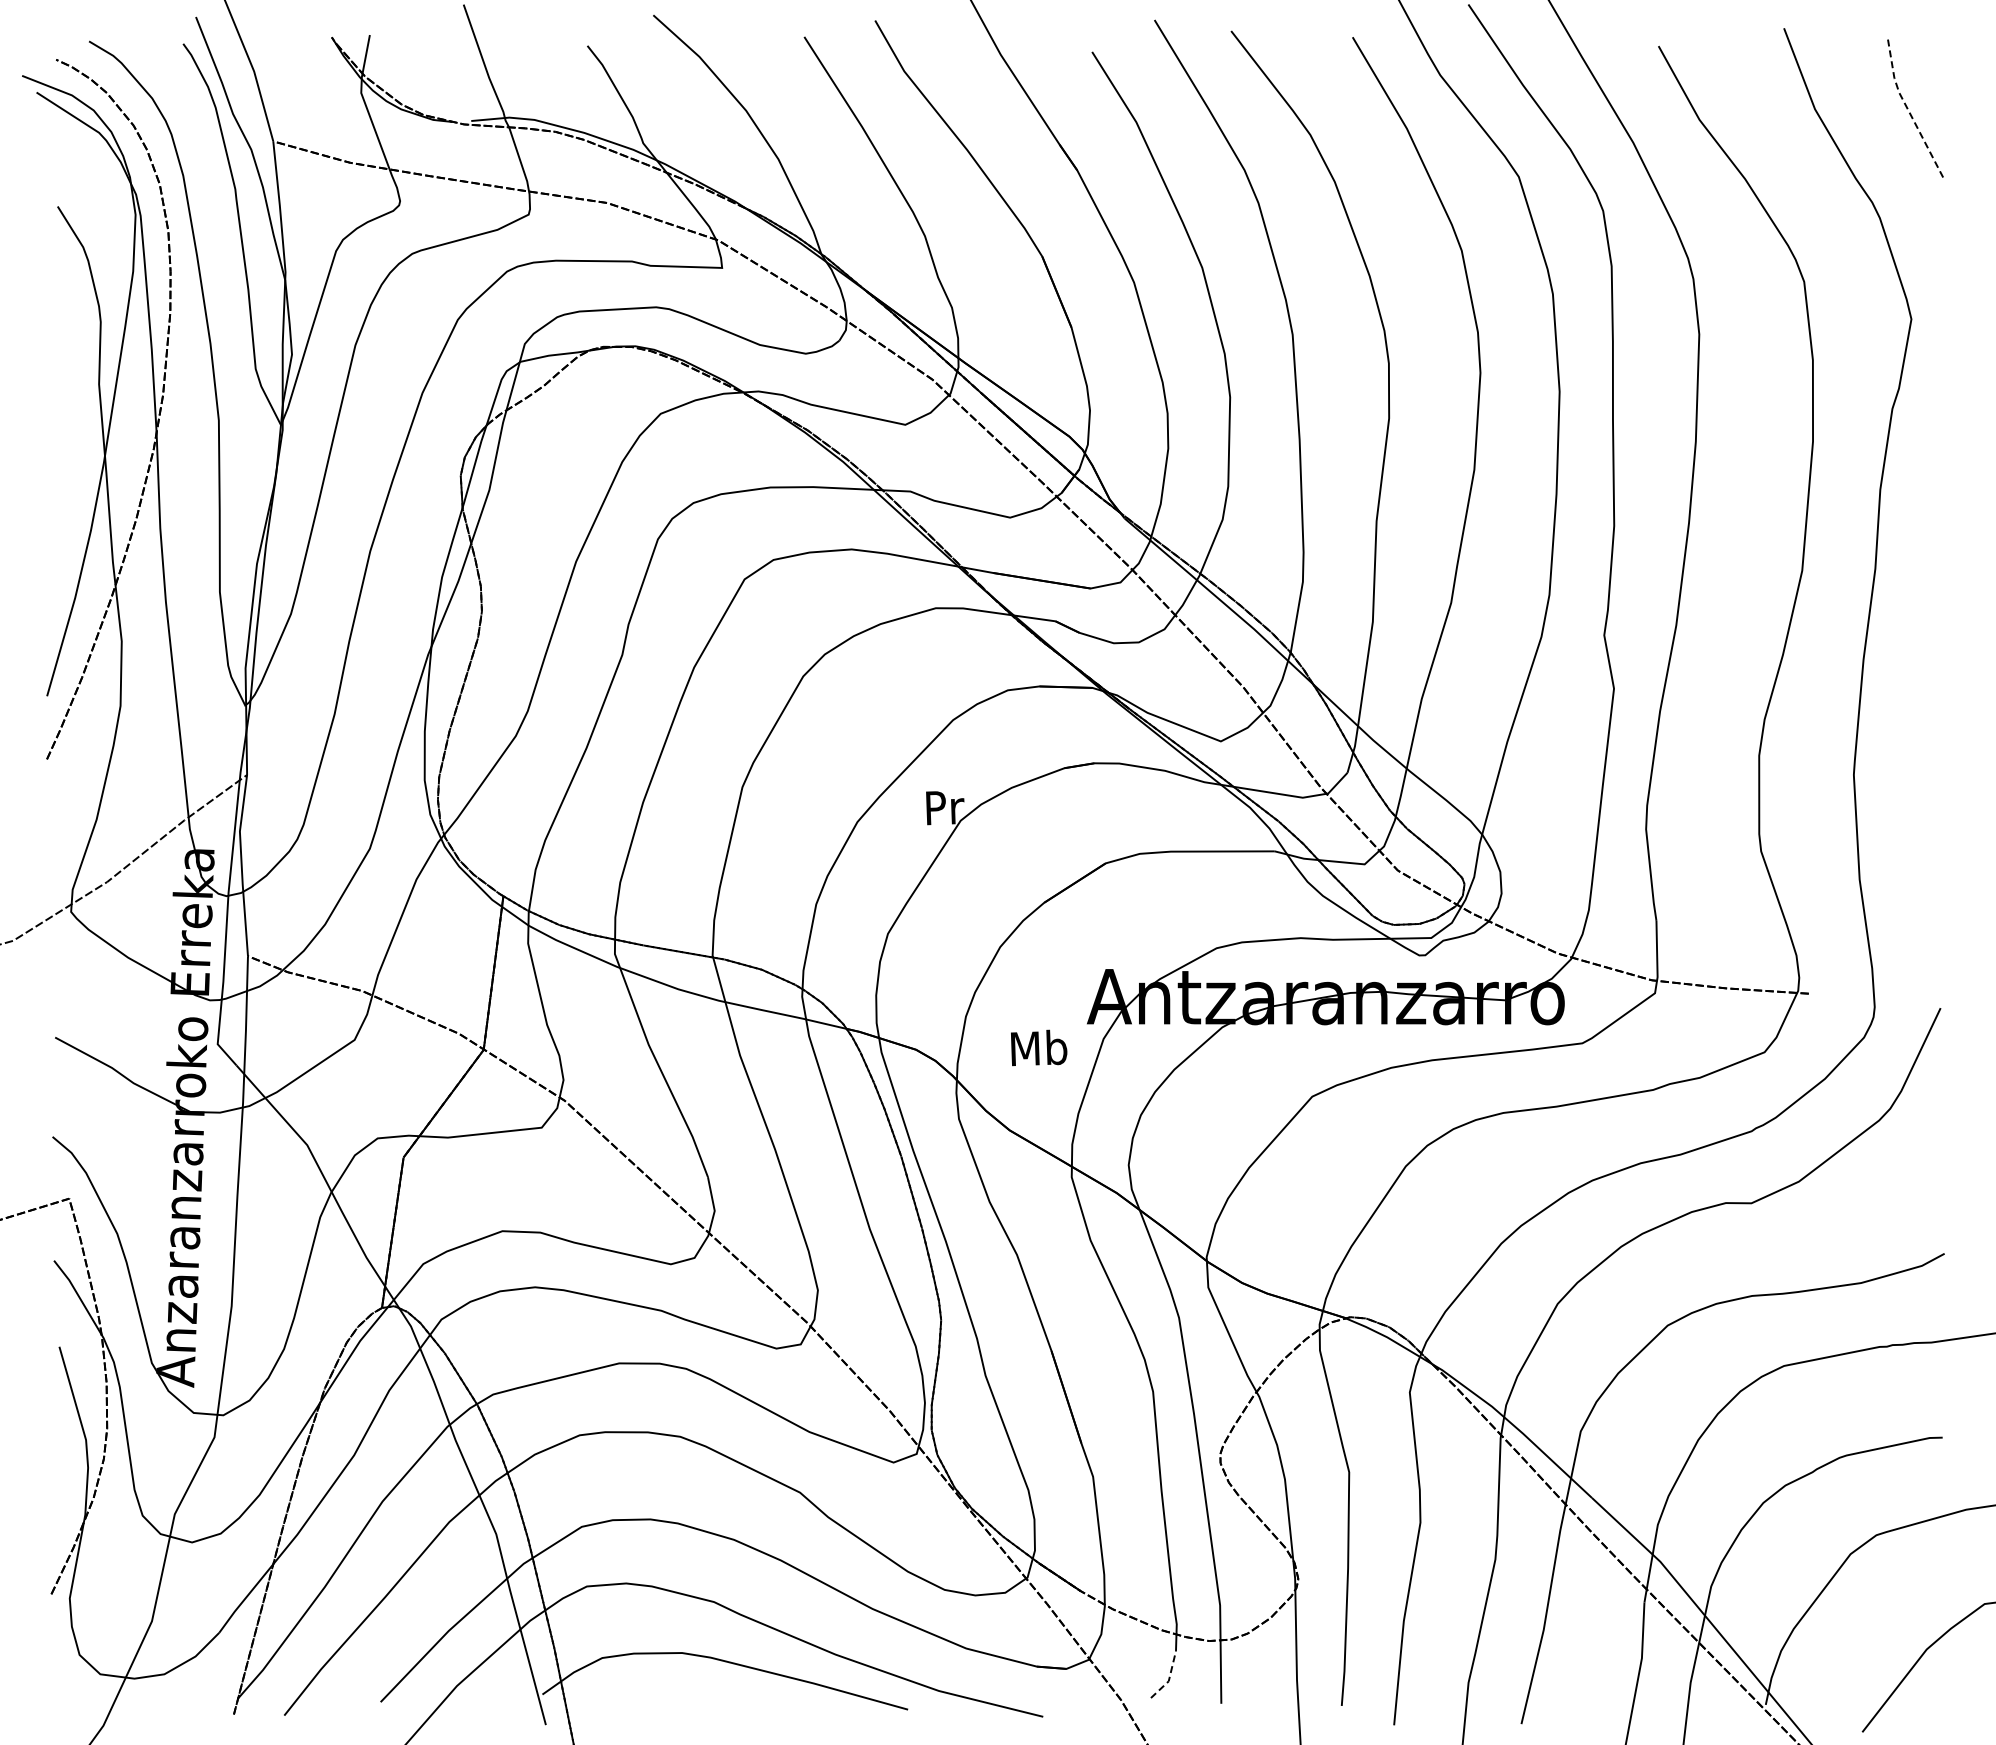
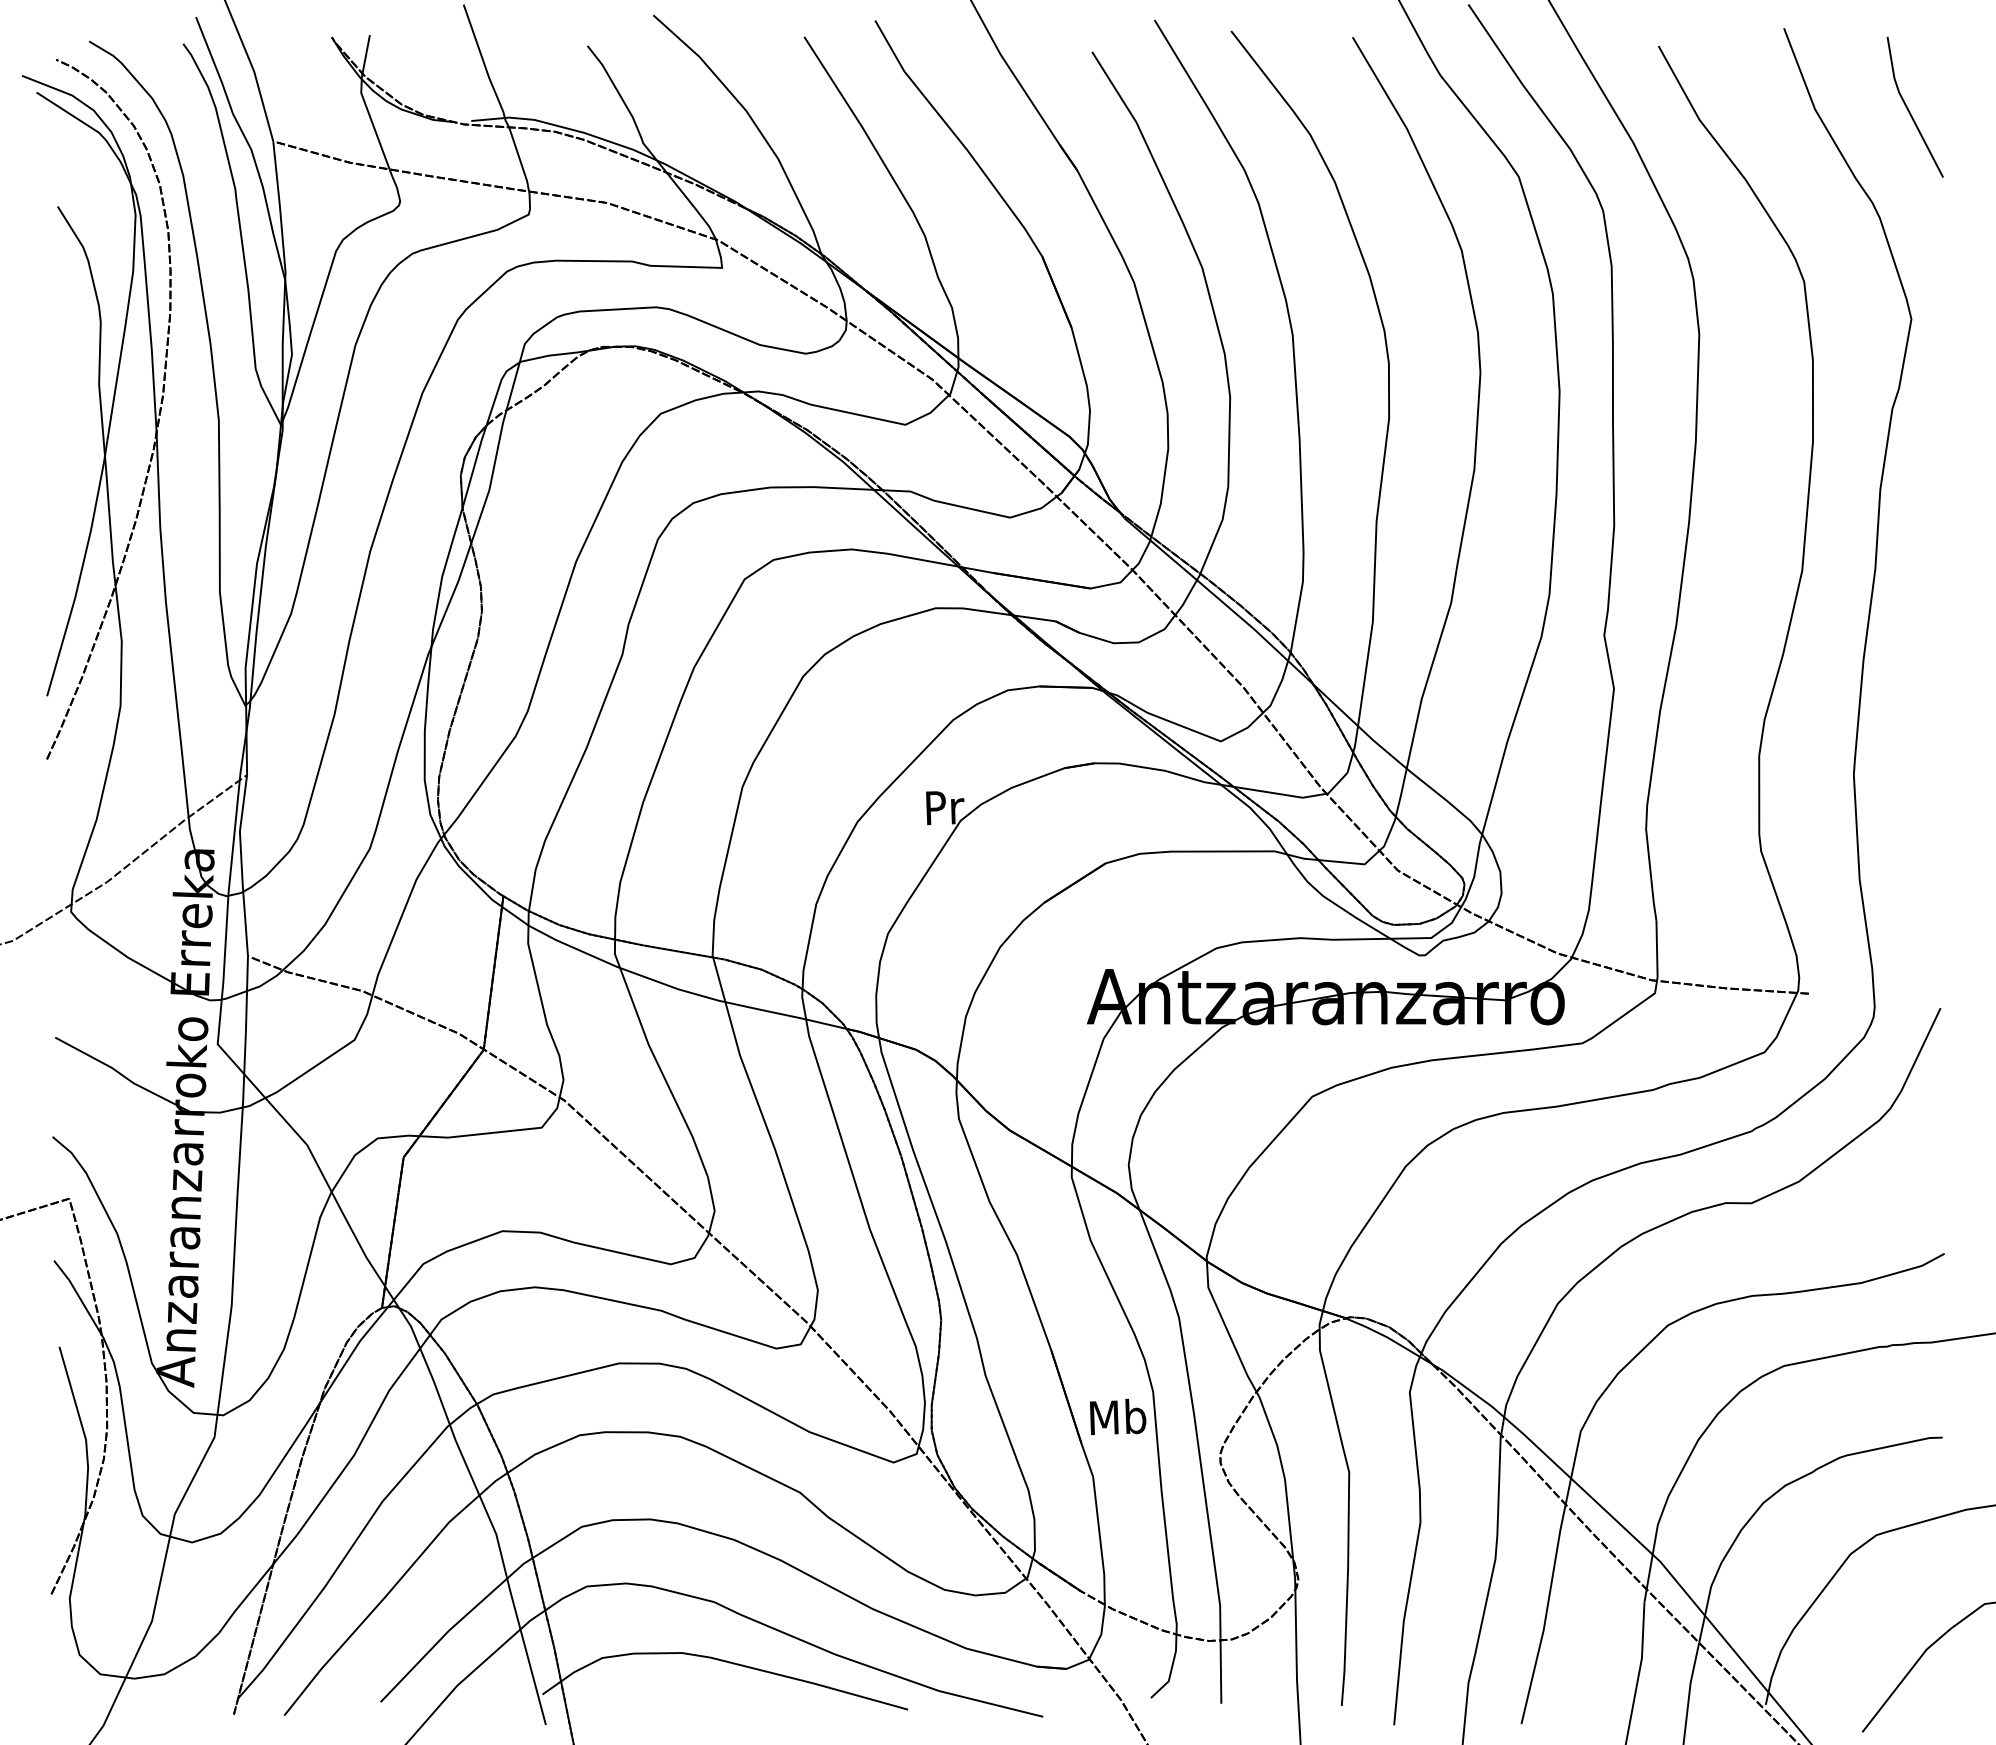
line: dashed -> solid (1907, 108)
text position: (1039, 1047) -> (1118, 1416) (1118, 1416)
line: dashed -> solid (1169, 1678)
